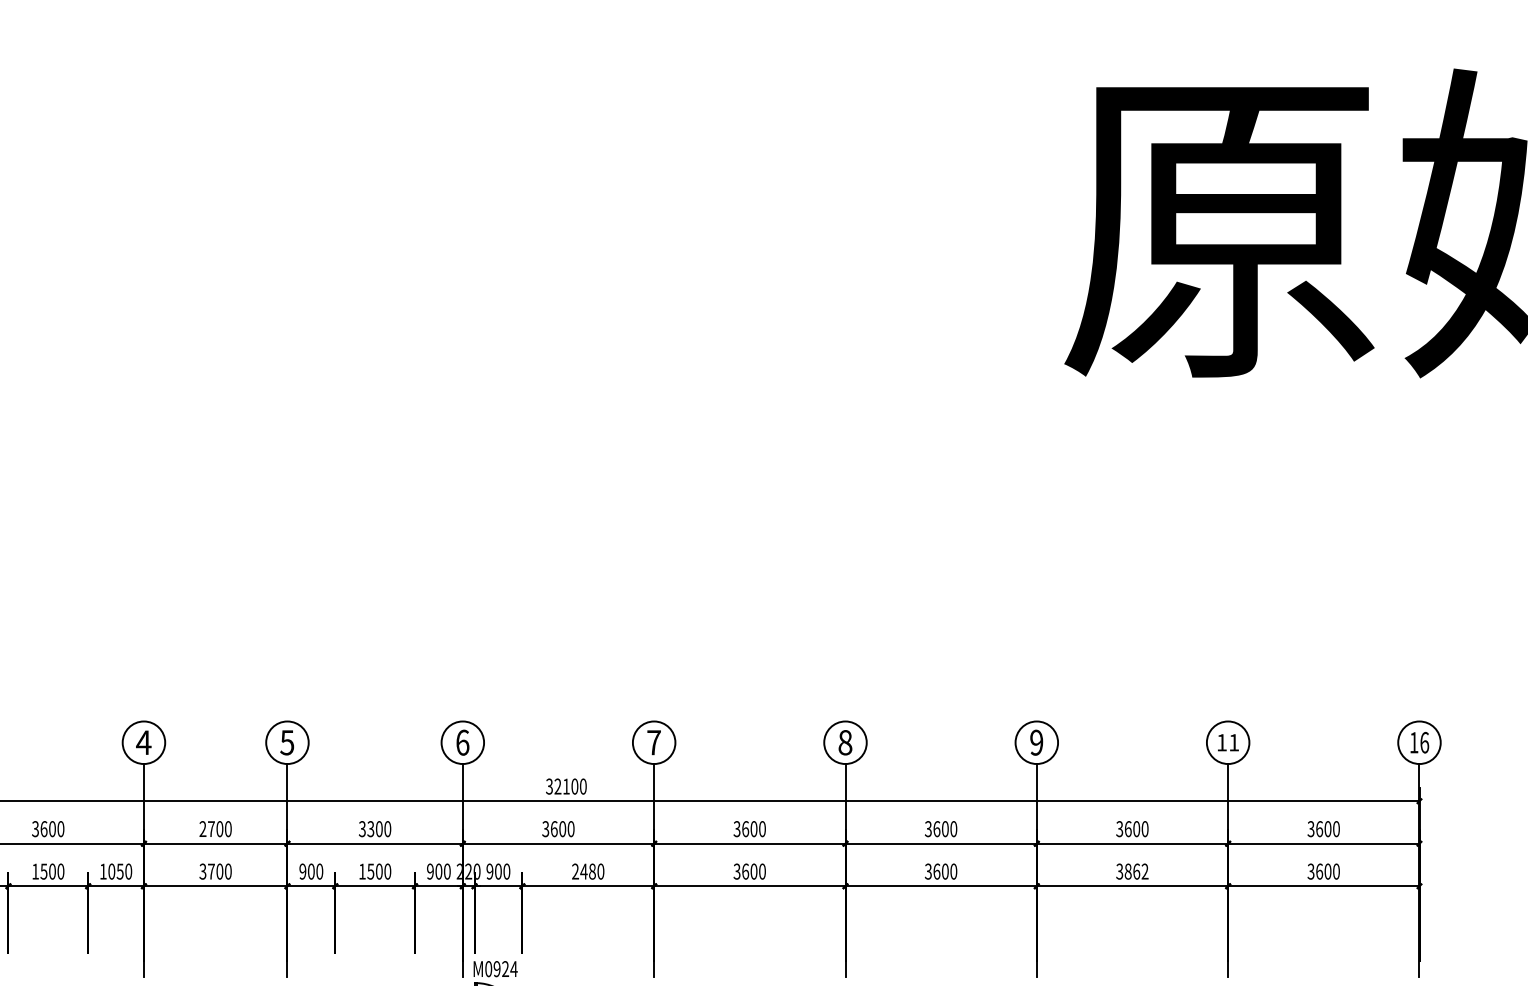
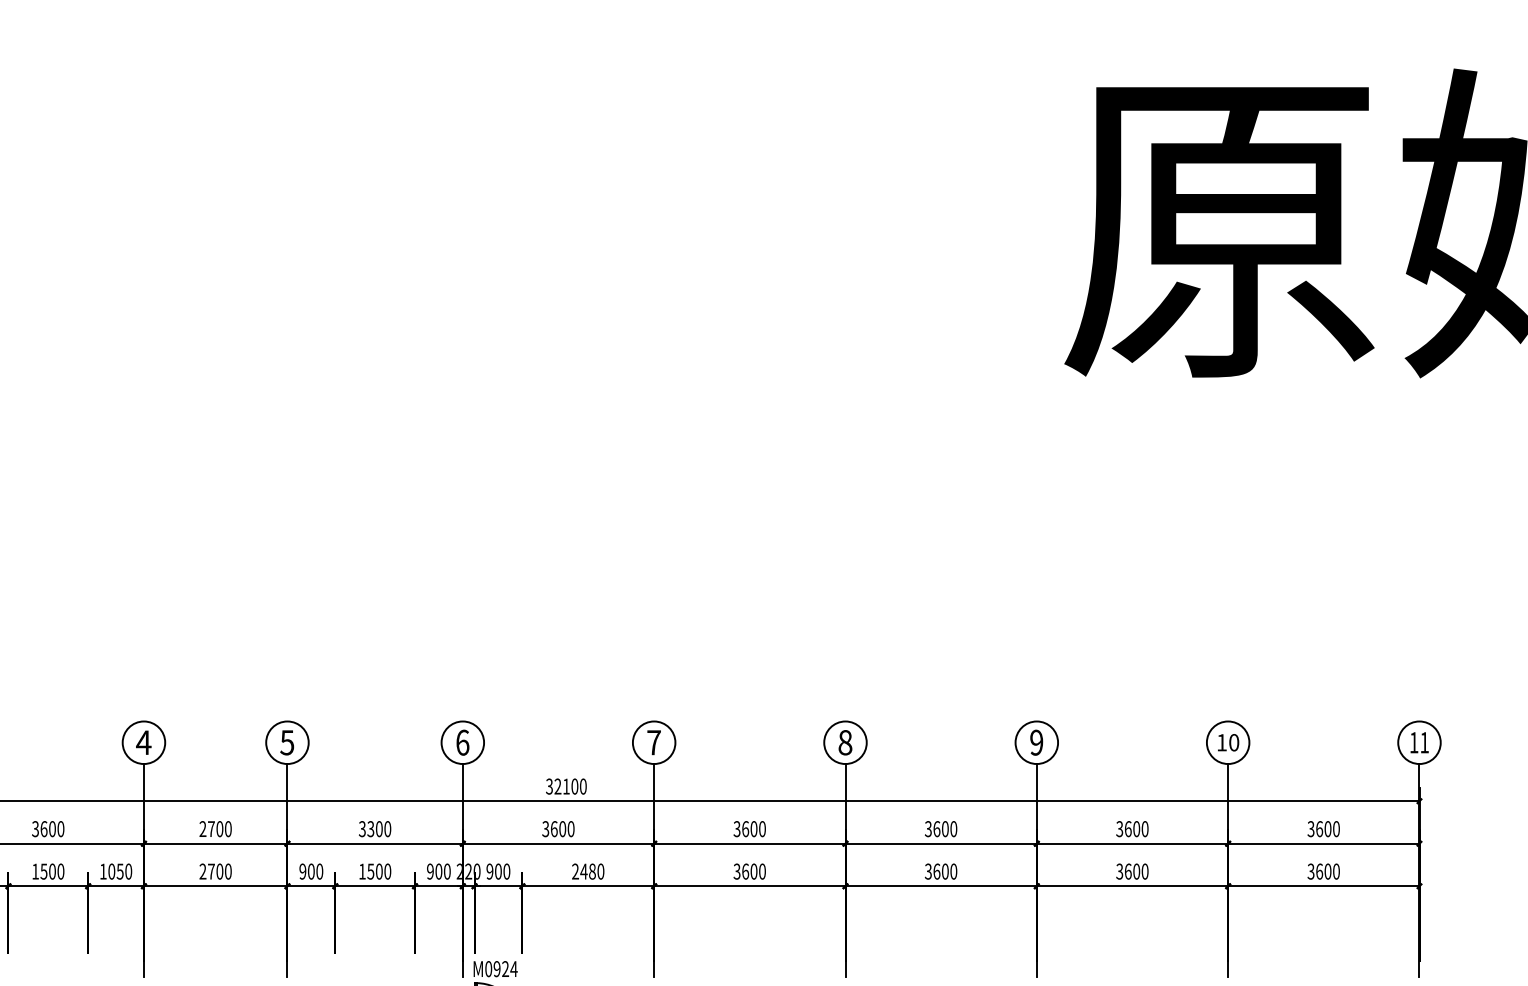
text: 11 -> 10 (1234, 742)
text: 16 -> 11 (1424, 742)
text: 3700 -> 2700 (202, 871)
text: 3862 -> 3600 (1136, 871)
